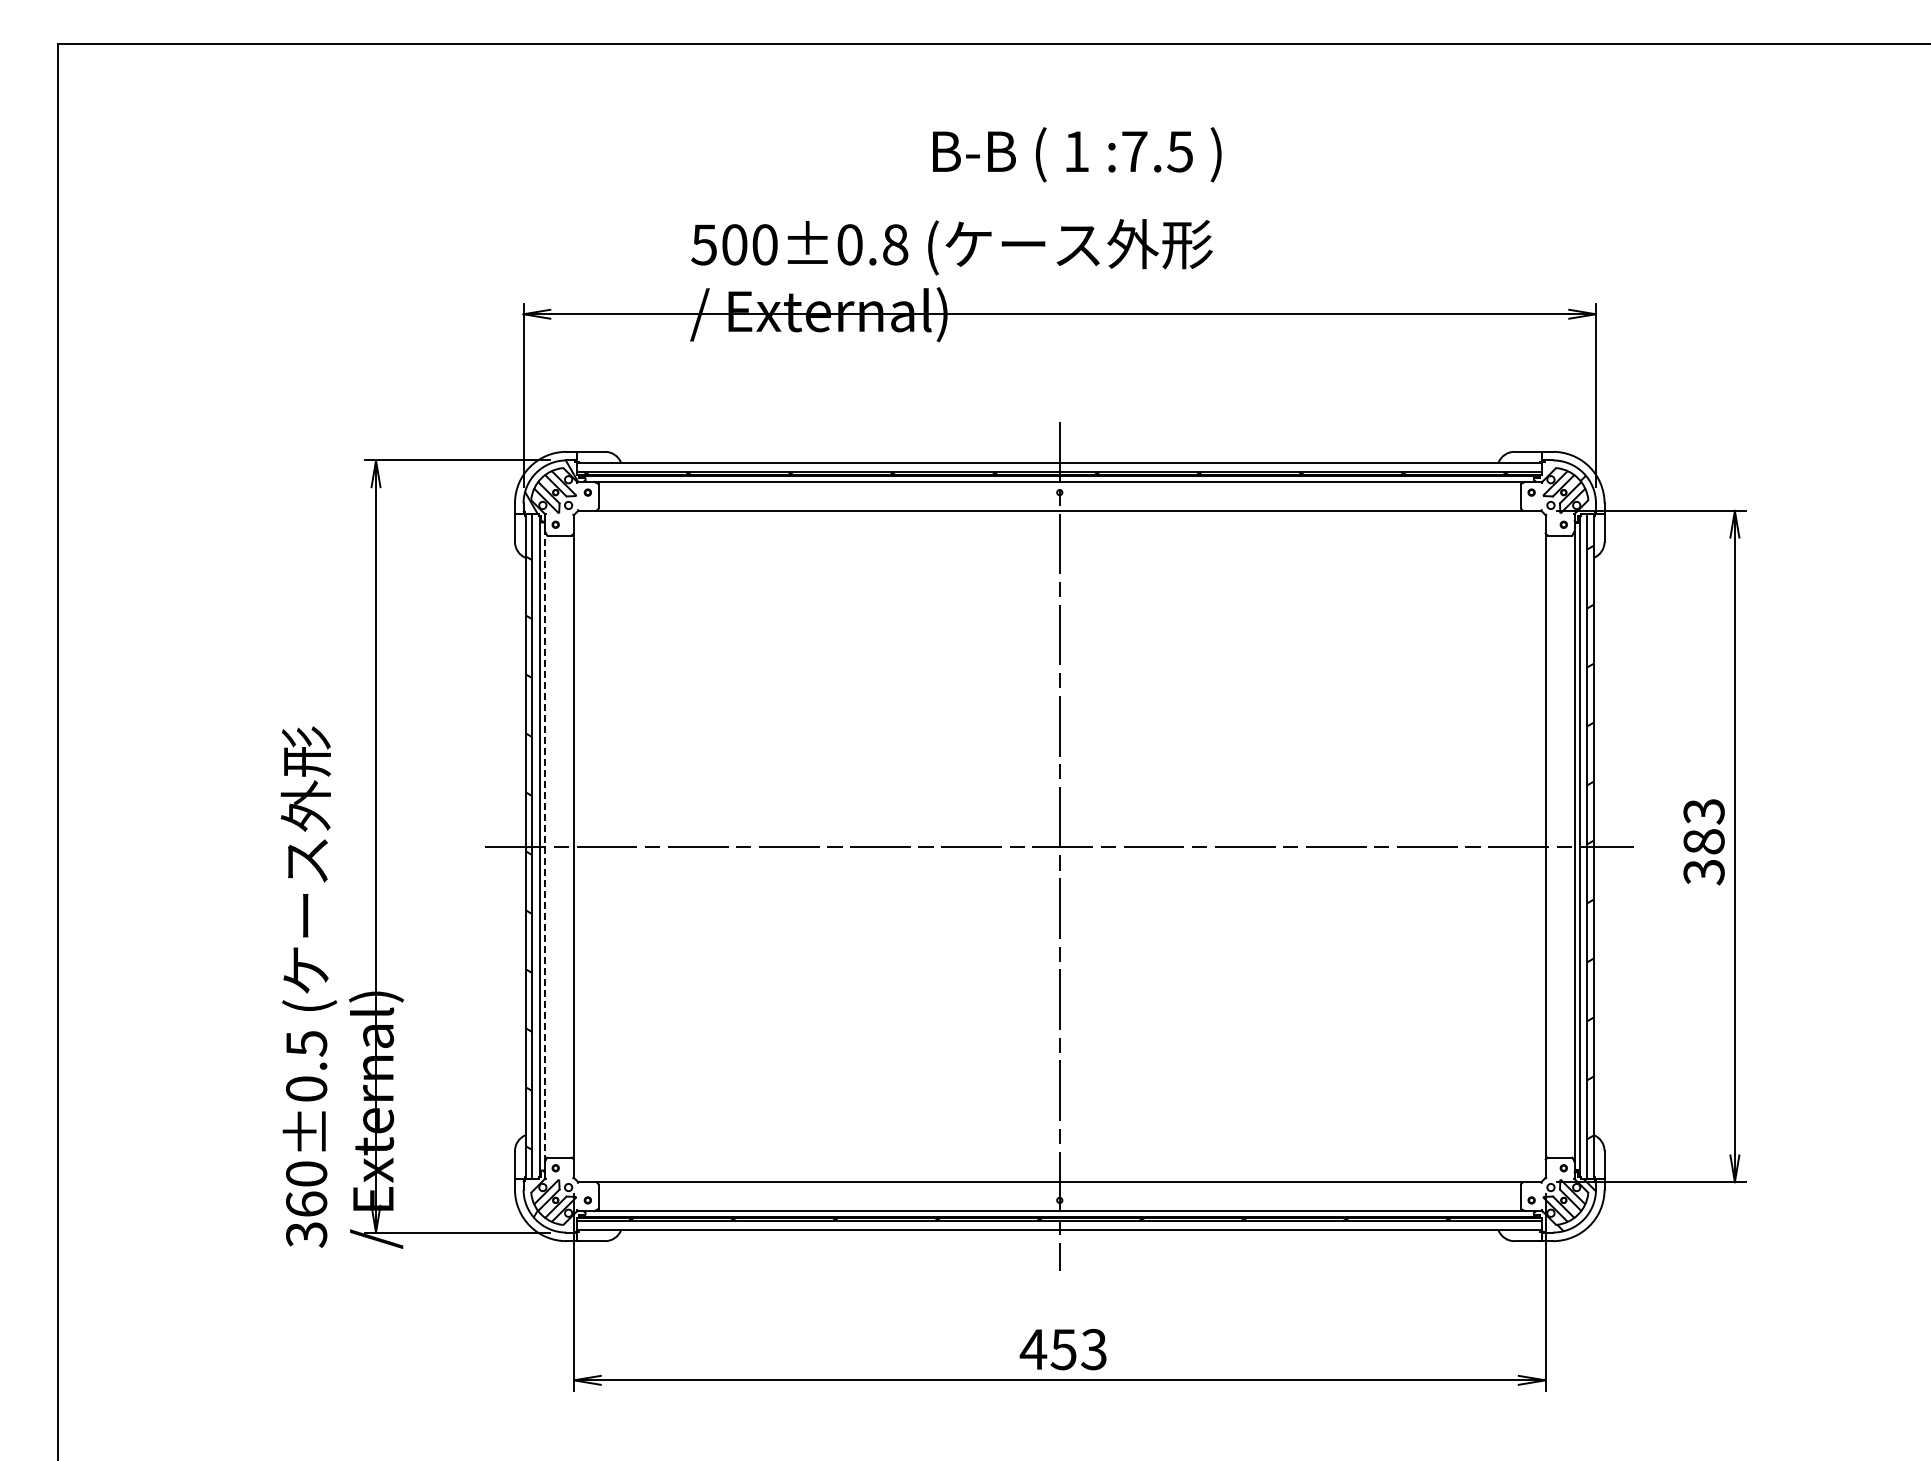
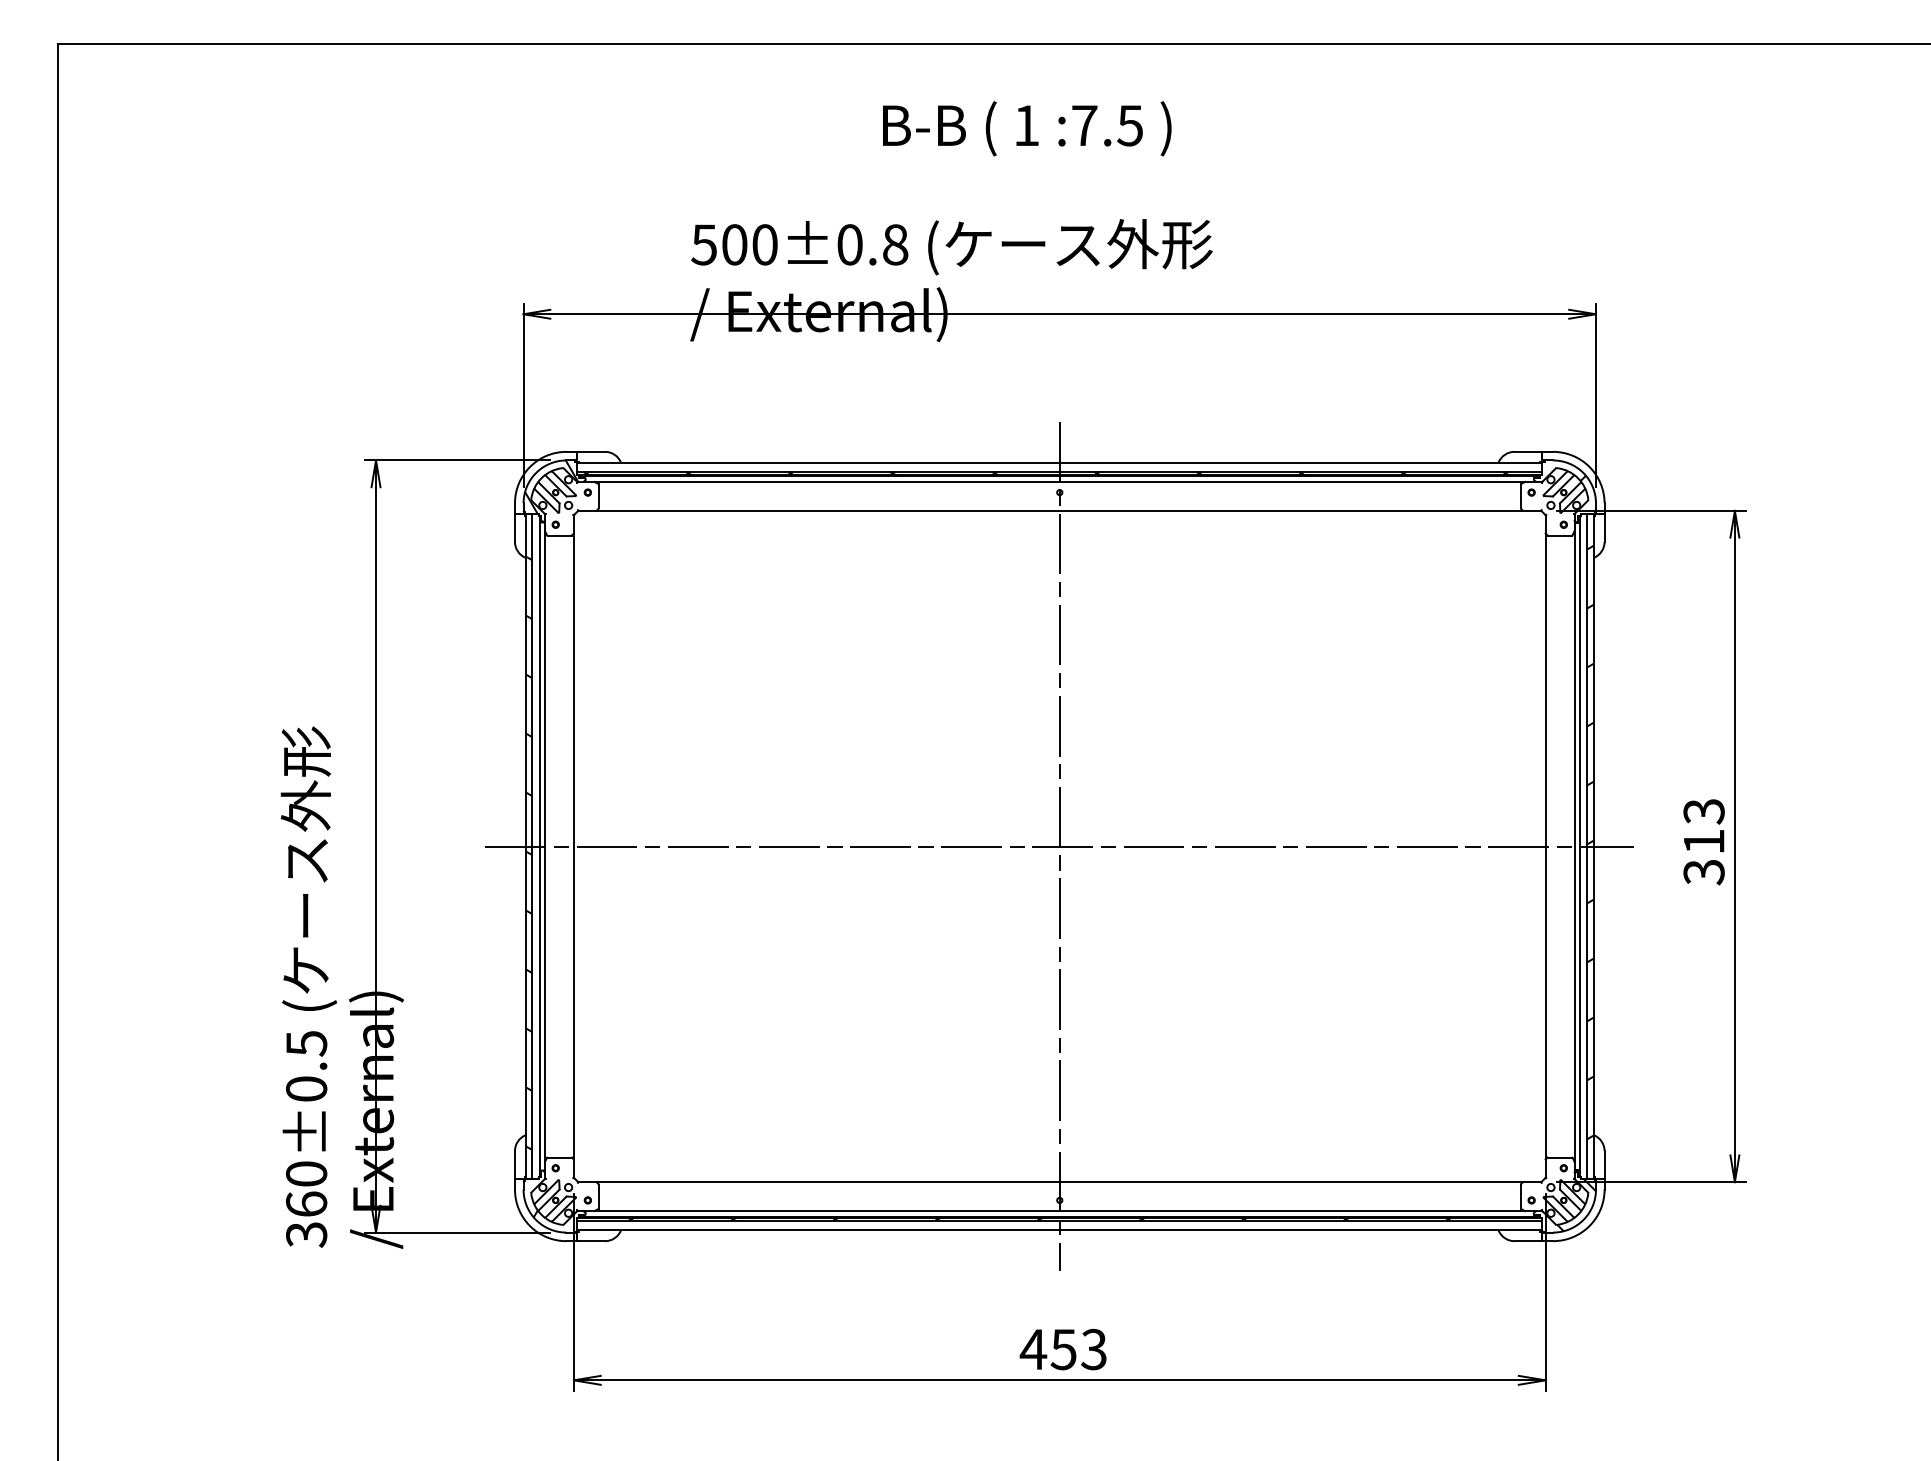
text position: (1077, 154) -> (1027, 128) (1027, 128)
text: 383 -> 313 (1703, 841)
line: dashed -> solid (545, 846)
